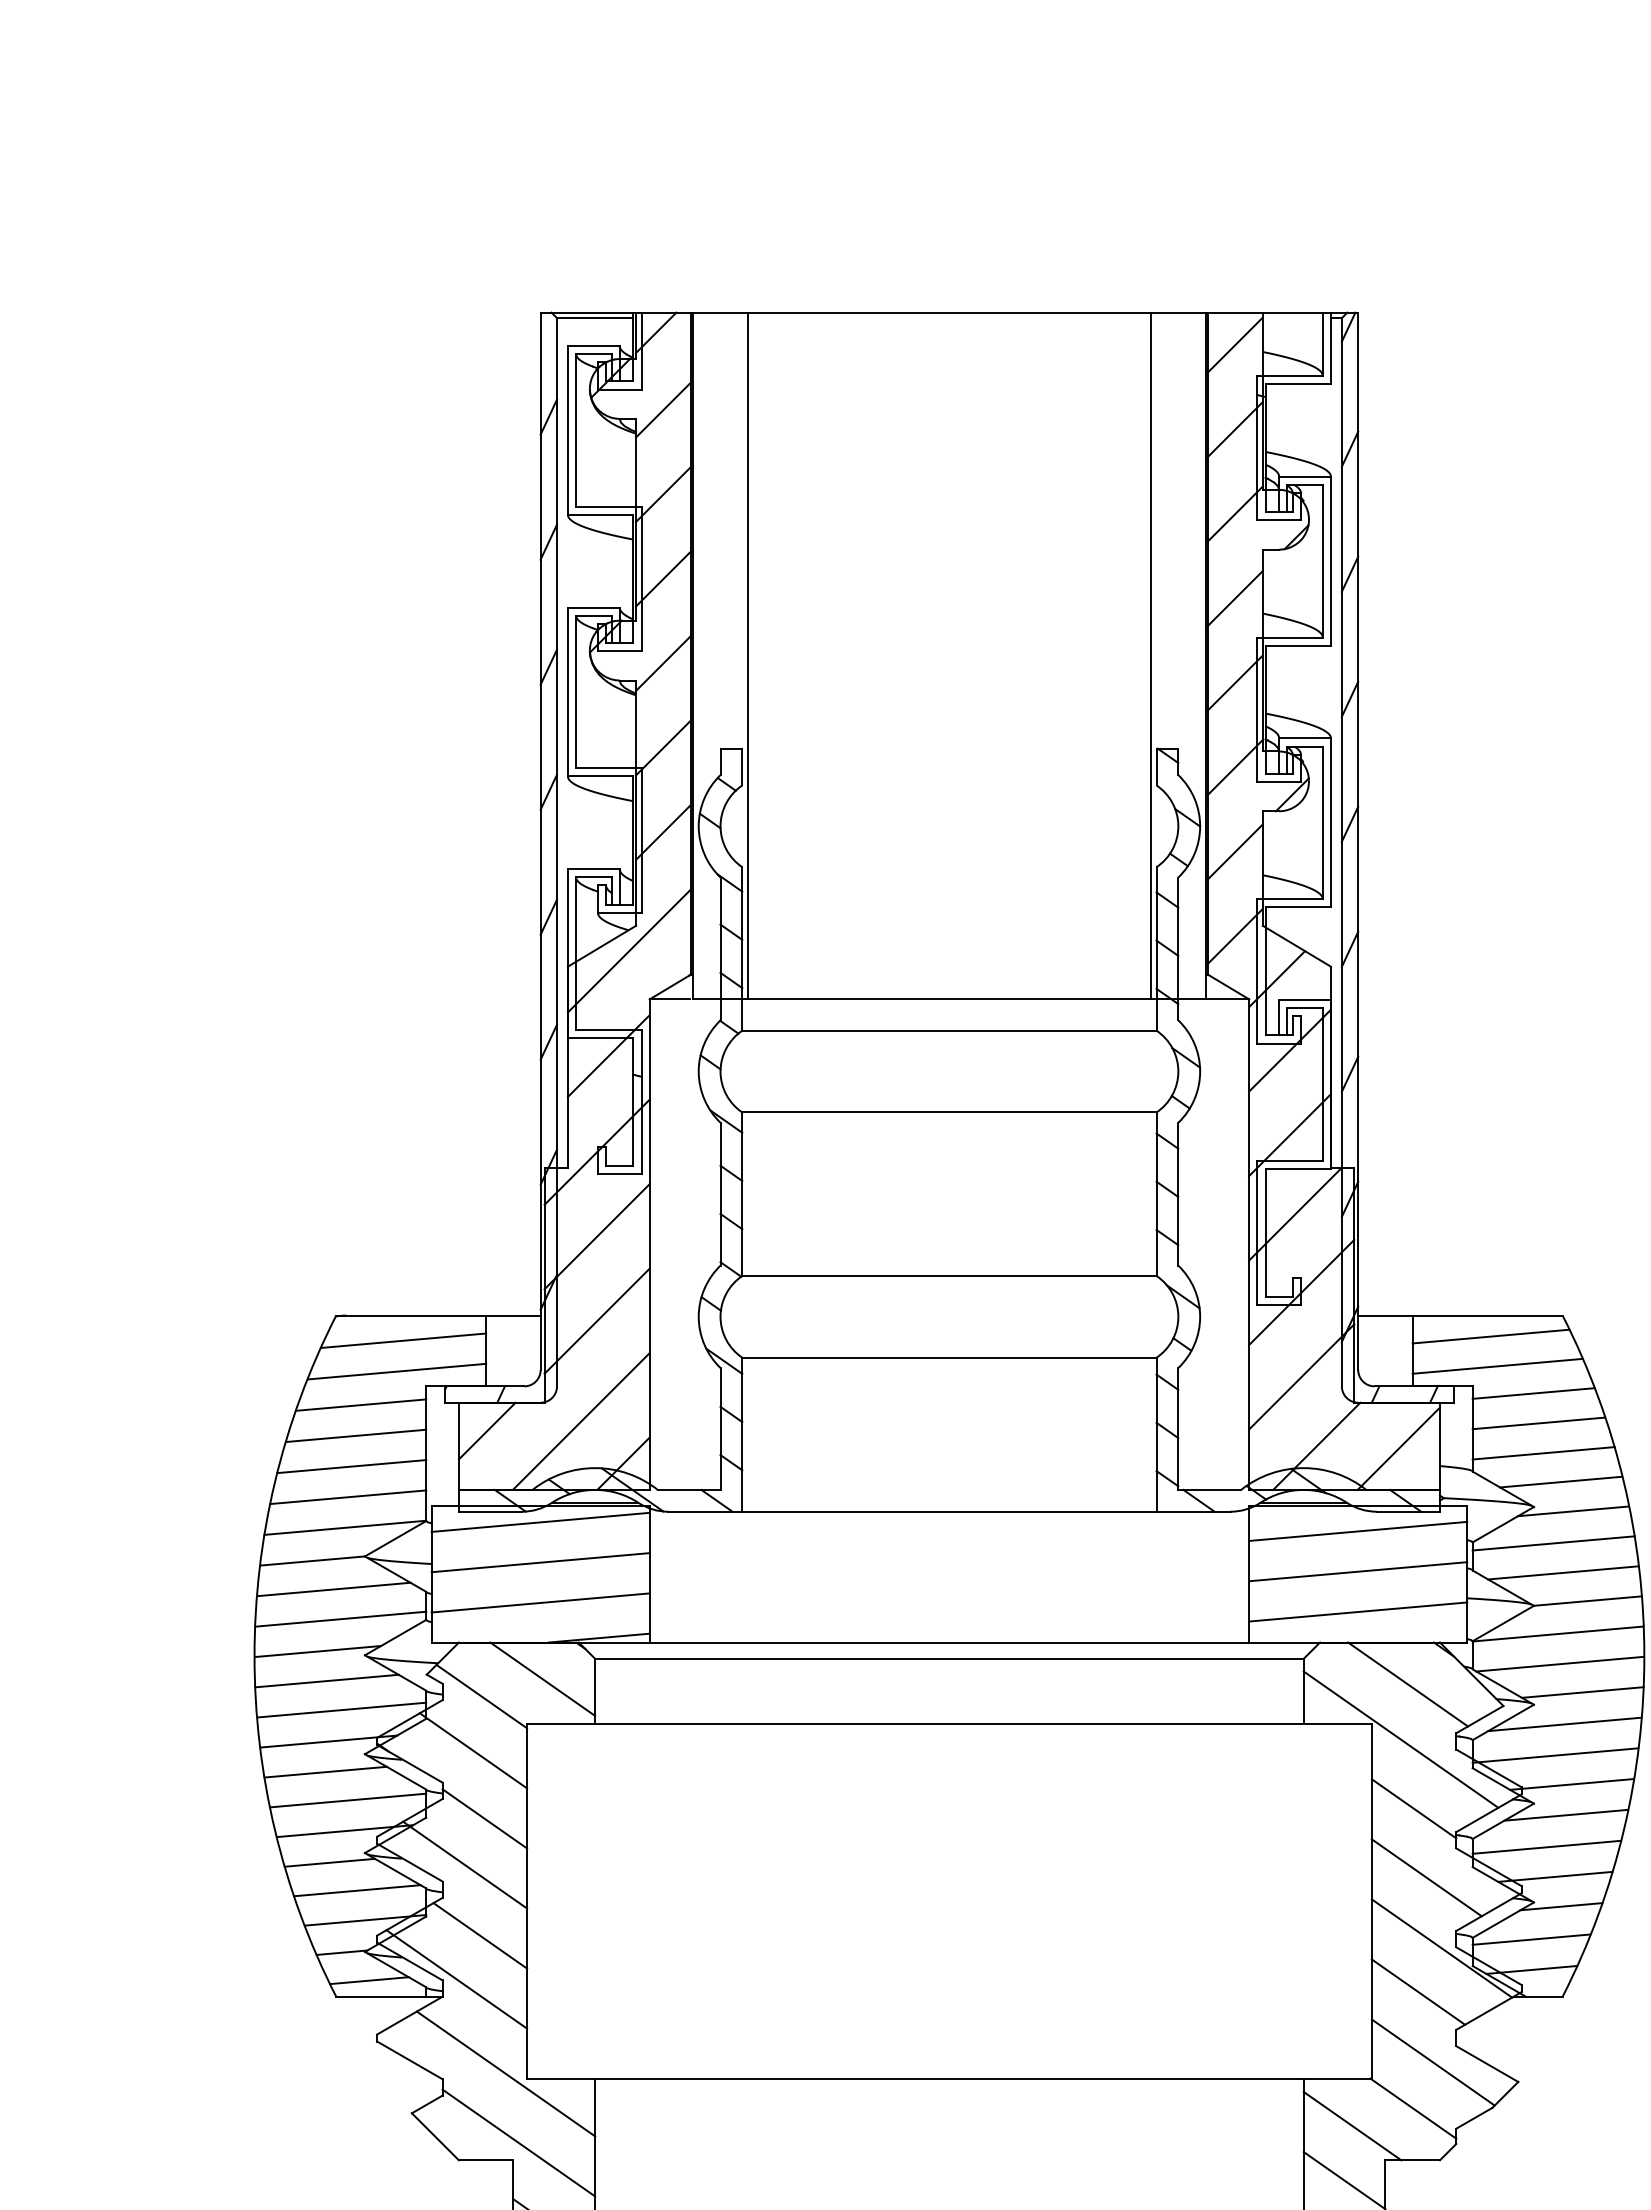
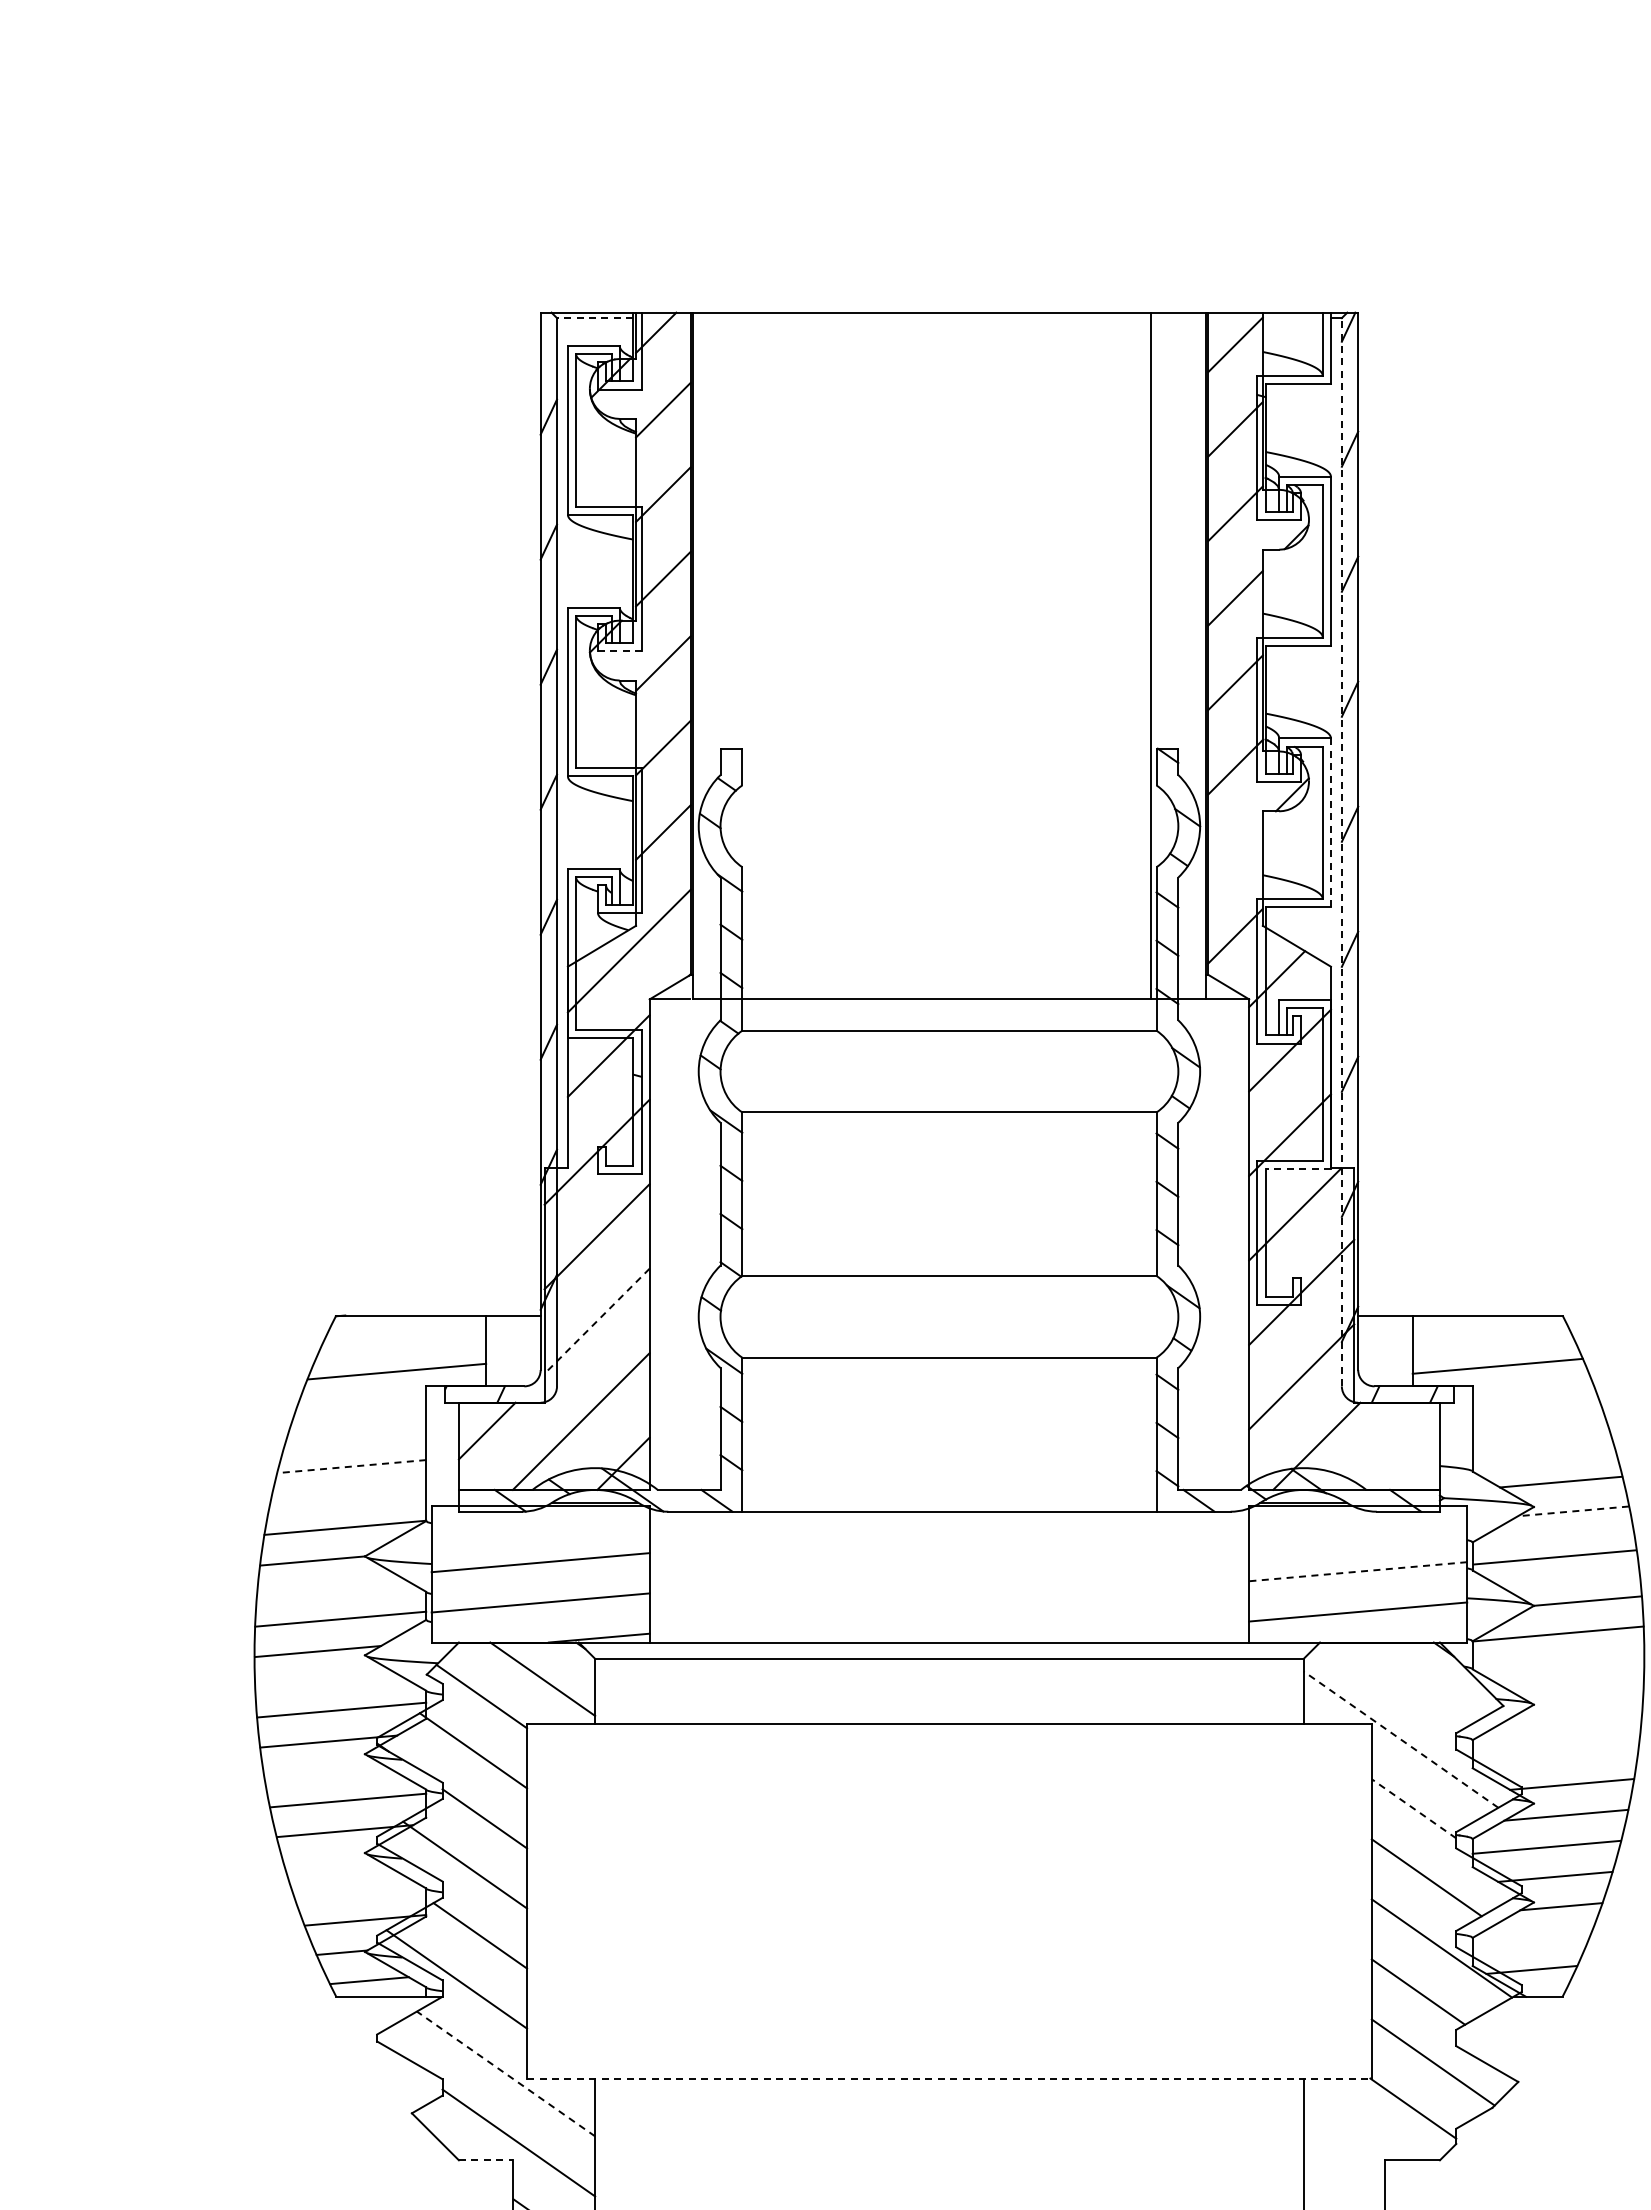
line: solid -> dashed (594, 318)
line: solid -> dashed (619, 651)
line: present -> none (747, 655)
line: solid -> dashed (1330, 822)
line: present -> none (1235, 851)
line: solid -> dashed (1341, 851)
line: solid -> dashed (1298, 1168)
line: solid -> dashed (596, 1321)
line: present -> none (1490, 1336)
line: present -> none (403, 1340)
line: present -> none (1533, 1393)
line: present -> none (361, 1404)
line: present -> none (1538, 1423)
line: present -> none (355, 1435)
line: present -> none (1398, 1448)
line: present -> none (1543, 1453)
line: solid -> dashed (351, 1466)
line: present -> none (348, 1497)
line: solid -> dashed (1573, 1511)
line: present -> none (540, 1521)
line: present -> none (1358, 1530)
line position: (1553, 1543) -> (1554, 1557) (1554, 1557)
line: solid -> dashed (1357, 1571)
line: present -> none (1563, 1572)
line: present -> none (333, 1589)
line: present -> none (1559, 1663)
line: present -> none (326, 1680)
line: present -> none (1408, 1684)
line: present -> none (1582, 1692)
line: present -> none (1564, 1724)
line: solid -> dashed (1401, 1739)
line: present -> none (1555, 1755)
line: present -> none (325, 1771)
line: solid -> dashed (1414, 1808)
line: present -> none (329, 1862)
line: present -> none (357, 1890)
line: present -> none (1531, 1939)
line: solid -> dashed (506, 2073)
line: solid -> dashed (949, 2078)
line: present -> none (1352, 2125)
line: solid -> dashed (486, 2160)
line: present -> none (1342, 2179)
